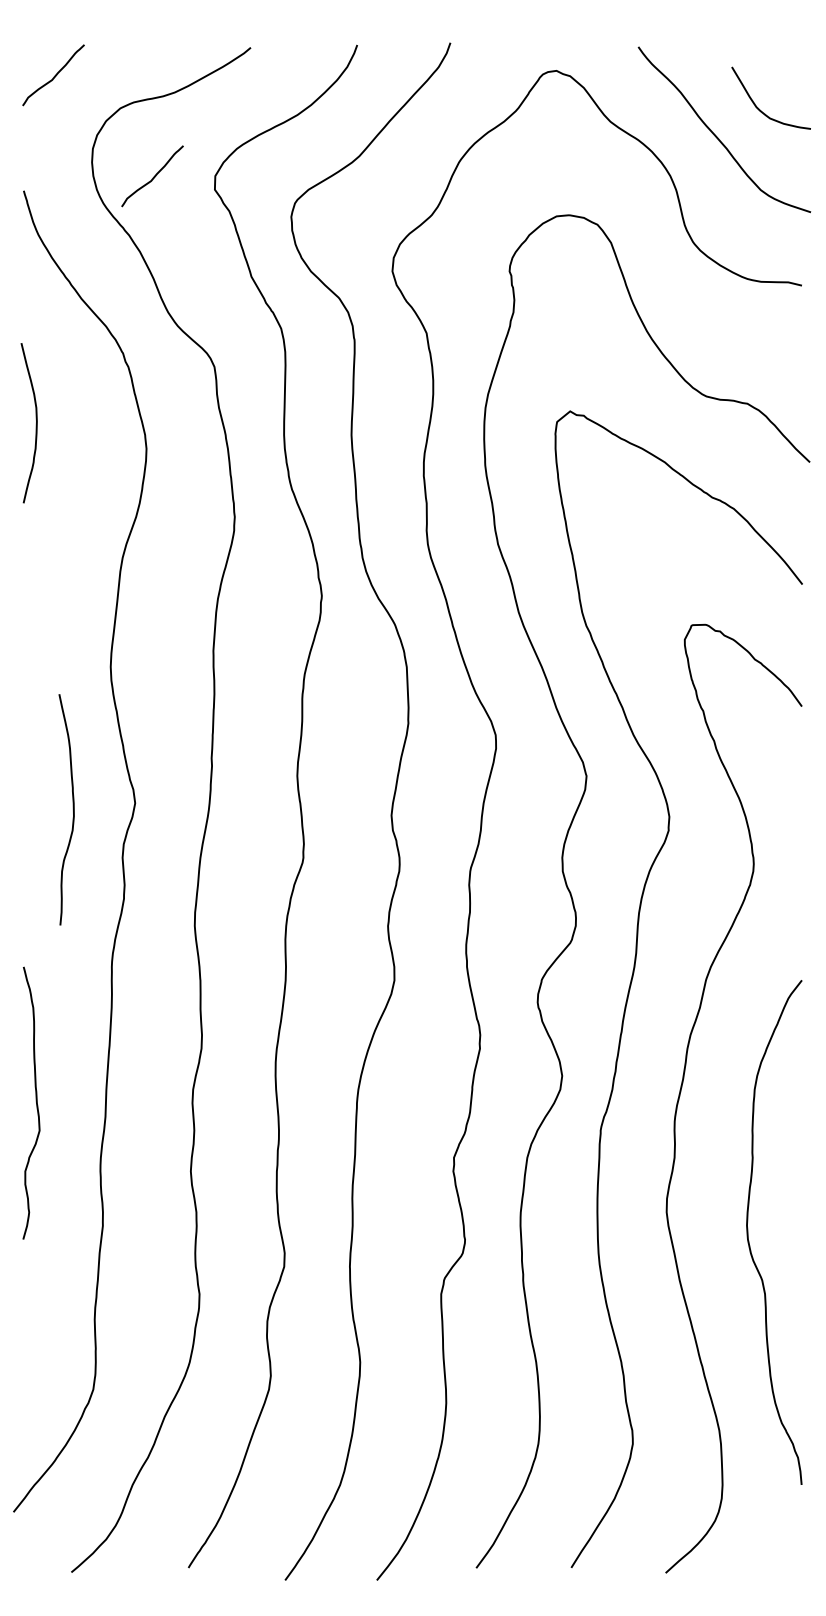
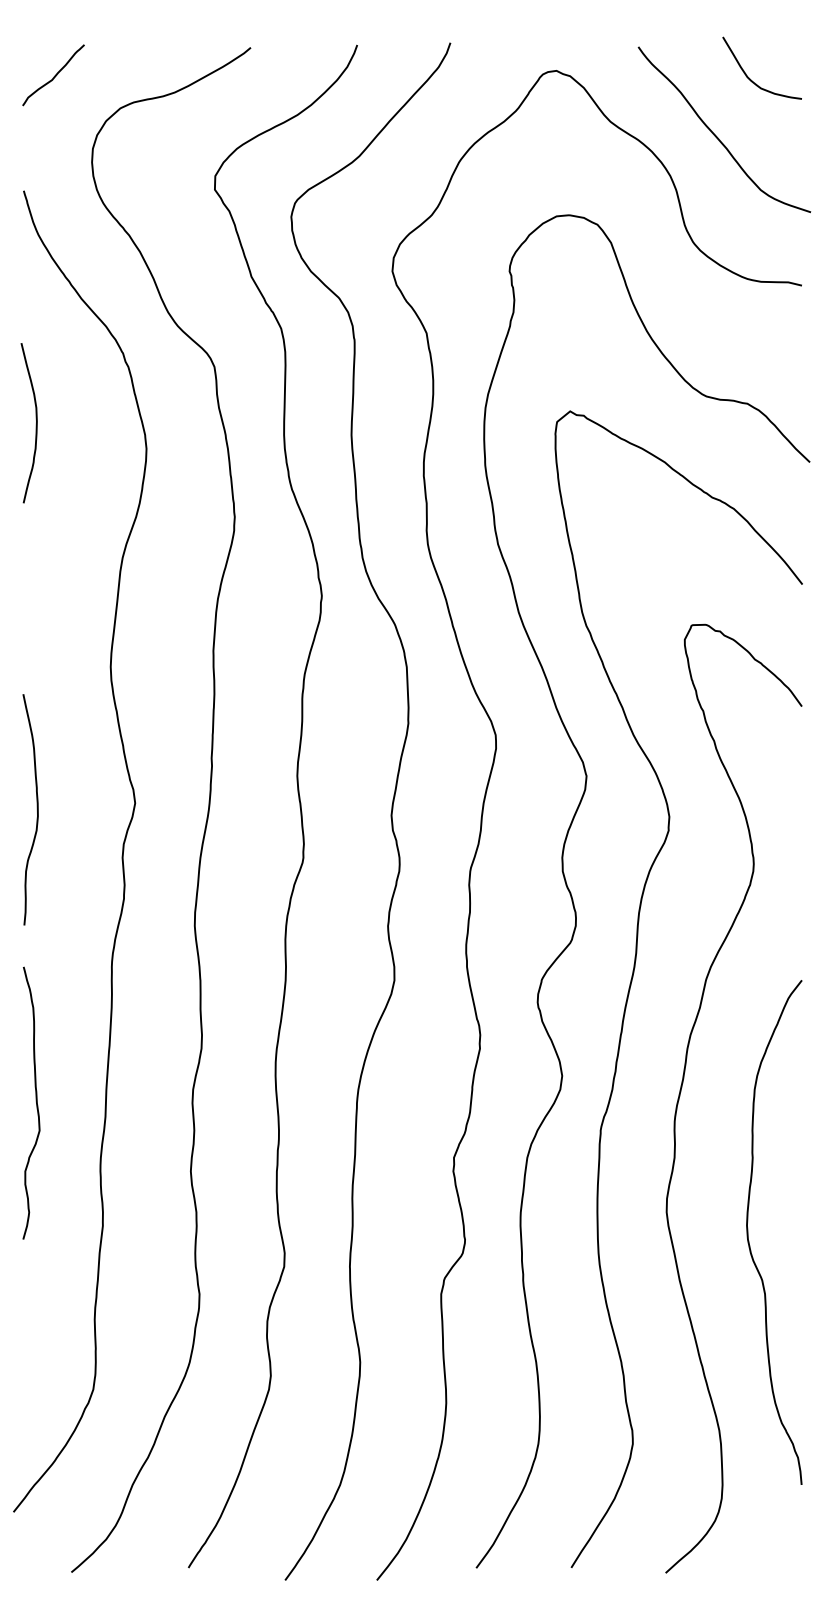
curve position: (759, 108) -> (750, 78) (750, 78)
curve: present -> none (153, 176)
curve position: (72, 809) -> (36, 809) (36, 809)
